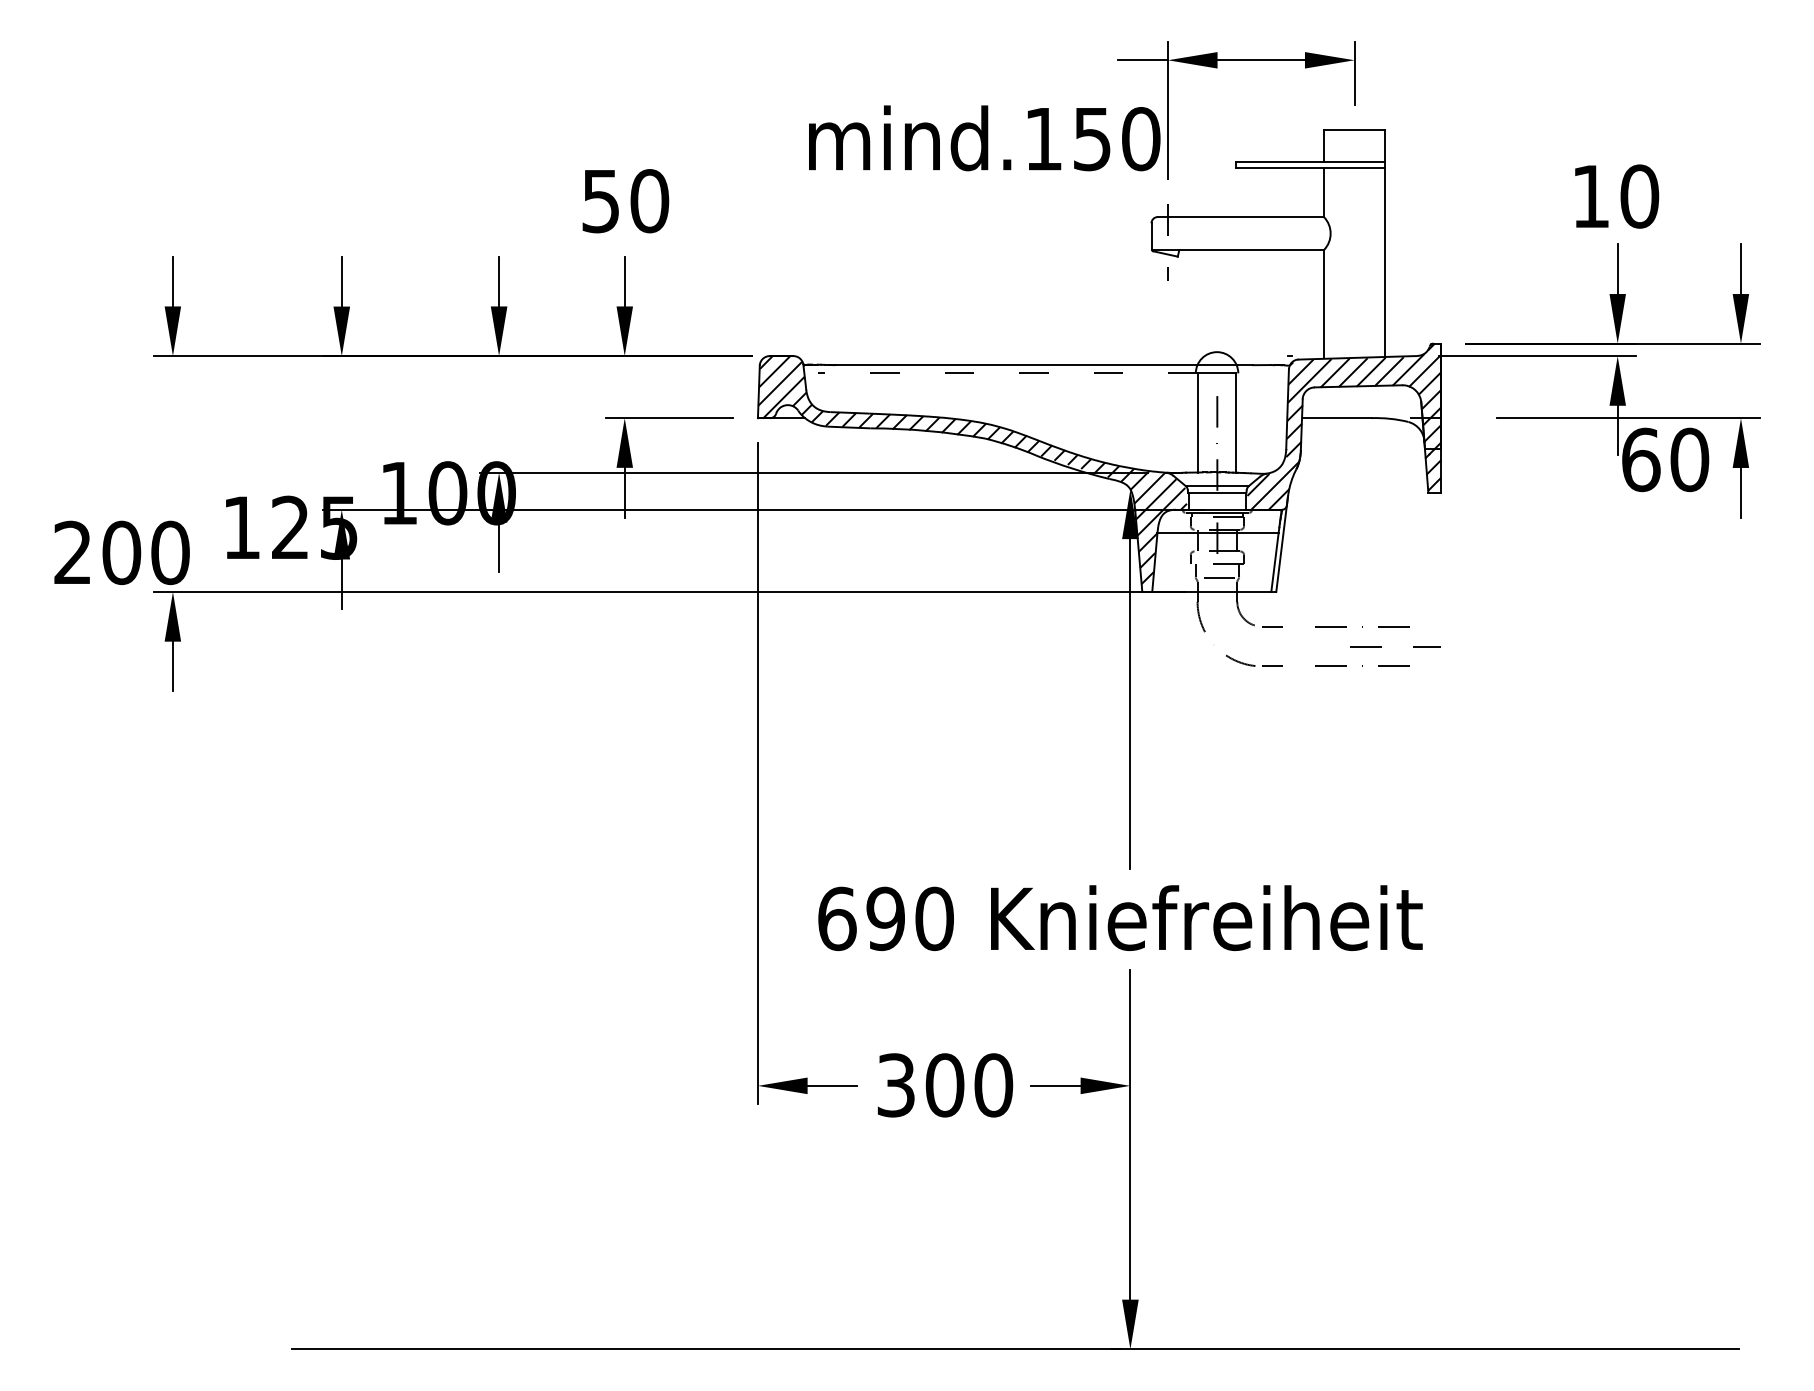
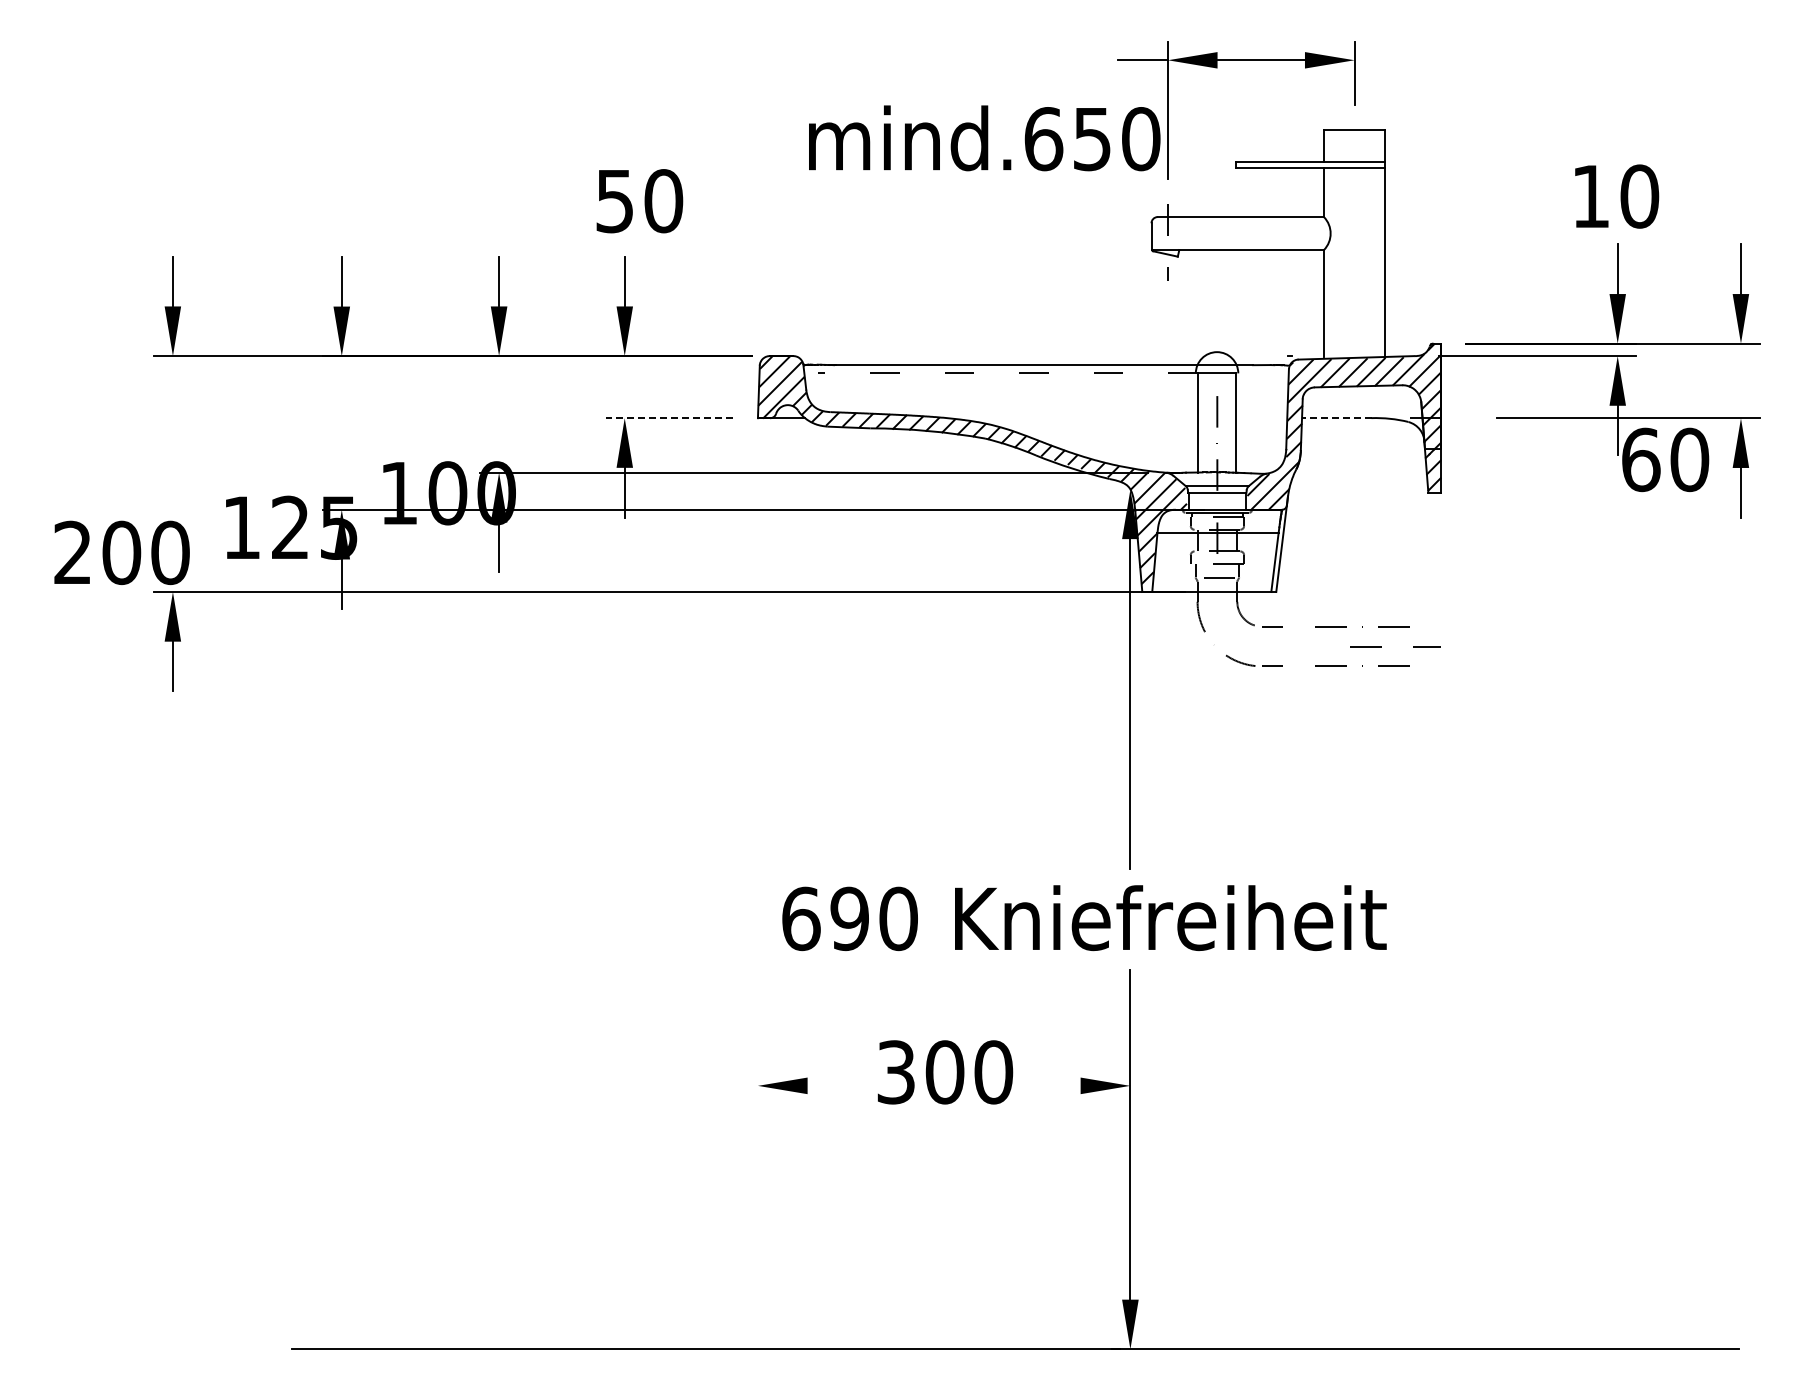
text: mind.150 -> mind.650 (1043, 139)
text position: (625, 201) -> (639, 201) (639, 201)
line: solid -> dashed (669, 418)
line: solid -> dashed (1336, 418)
line: present -> none (757, 773)
text position: (1120, 918) -> (1084, 918) (1084, 918)
line: present -> none (832, 1085)
text position: (945, 1085) -> (945, 1072) (945, 1072)
line: present -> none (1055, 1085)
